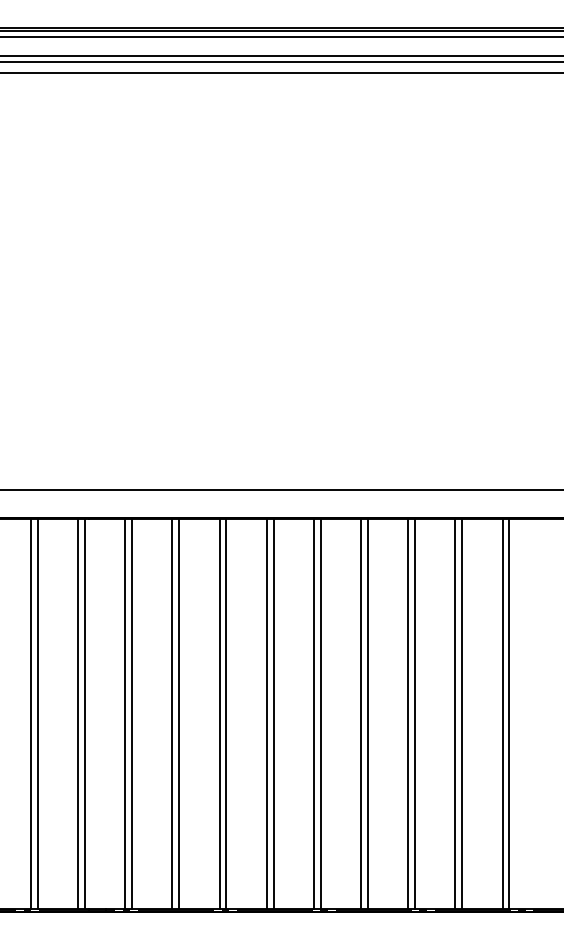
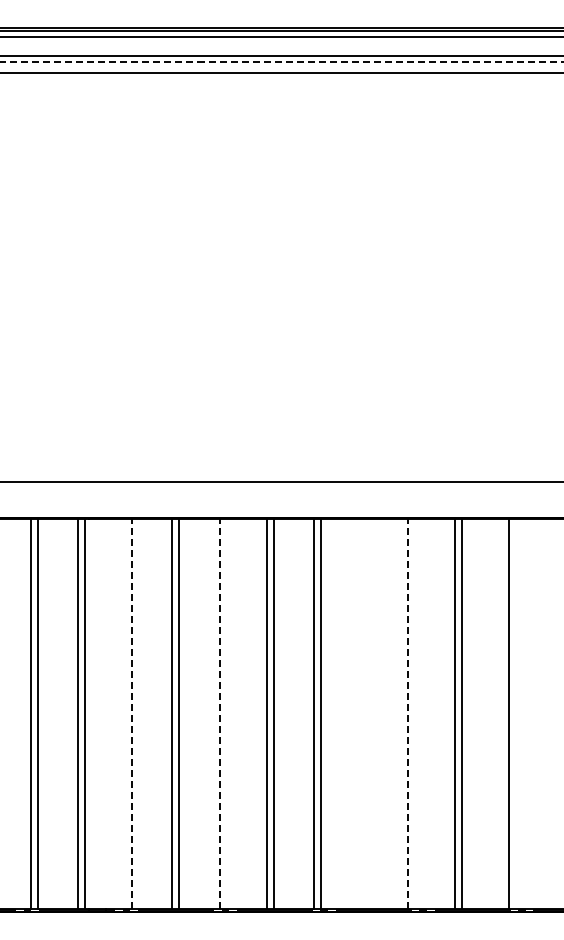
line: solid -> dashed (281, 61)
line position: (281, 489) -> (281, 481) (281, 481)
line: present -> none (125, 713)
line: present -> none (226, 713)
line: present -> none (361, 713)
line: present -> none (367, 713)
line: present -> none (415, 713)
line: present -> none (502, 713)
line: solid -> dashed (132, 714)
line: solid -> dashed (219, 714)
line: solid -> dashed (408, 714)
